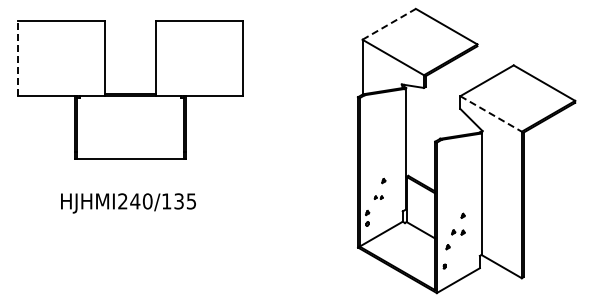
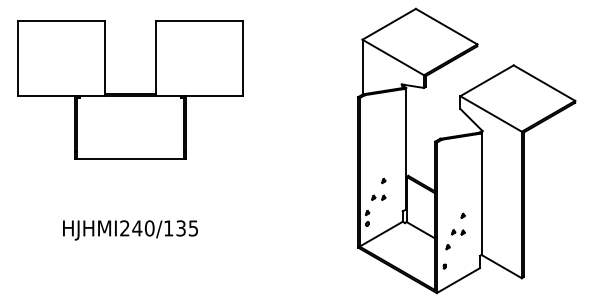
line: dashed -> solid (389, 24)
line: dashed -> solid (17, 58)
line: dashed -> solid (491, 114)
part size: 11x5 px -> 16x7 px (378, 197)
text position: (128, 203) -> (130, 230) (130, 230)
